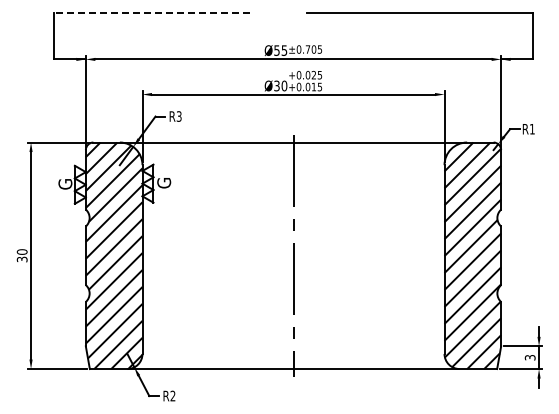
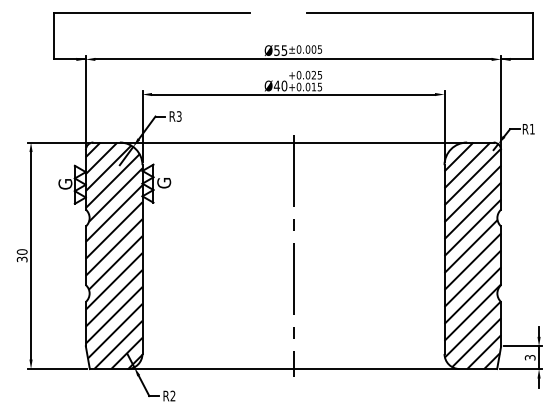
line: dashed -> solid (152, 12)
text: ±0.705 -> ±0.005 (307, 49)
text: Ø30 -> Ø40 (276, 85)
